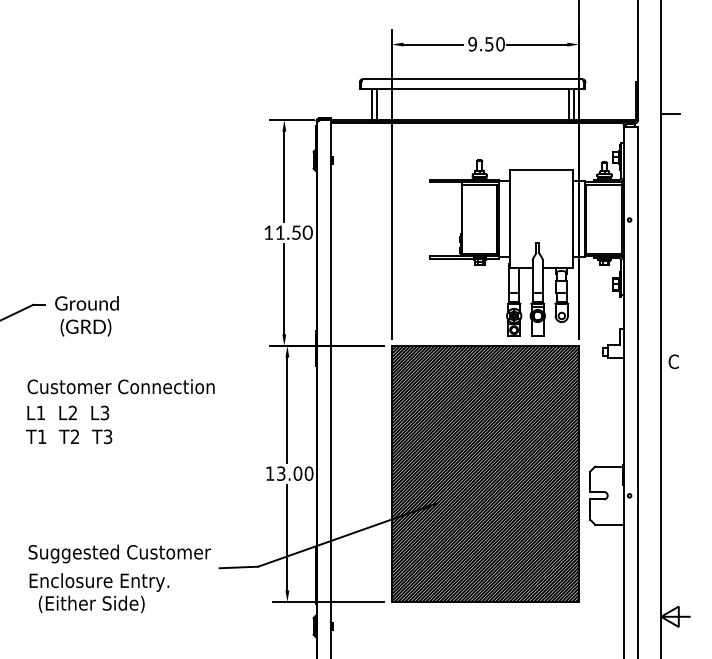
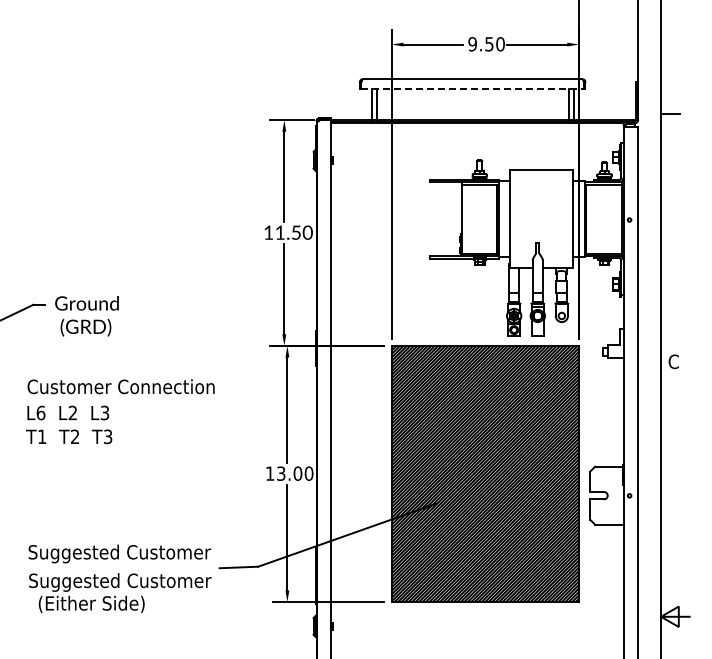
line: solid -> dashed (472, 89)
text: L1 -> L6 (40, 412)
text: Enclosure Entry. -> Suggested Customer (120, 582)
